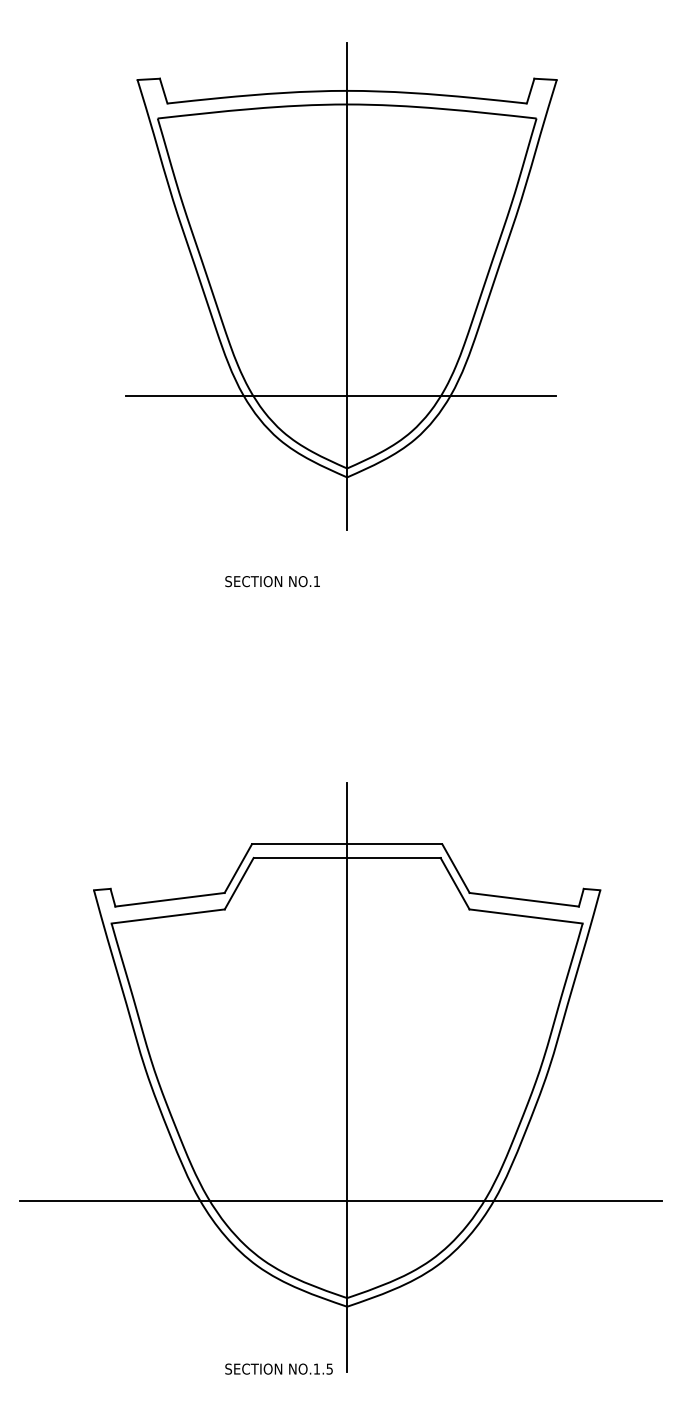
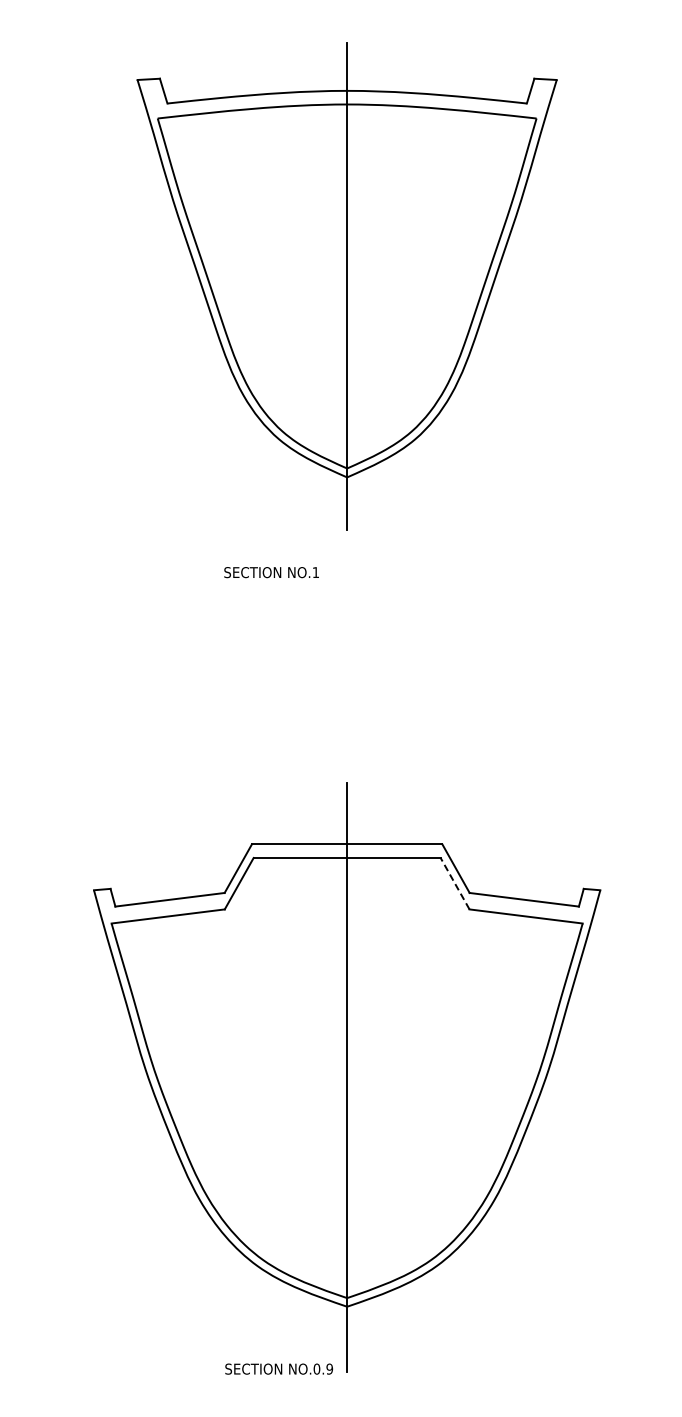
line: present -> none (341, 395)
text position: (272, 581) -> (271, 572) (271, 572)
line: solid -> dashed (454, 883)
line: present -> none (340, 1200)
text: NO.1.5 -> NO.0.9 (323, 1368)
